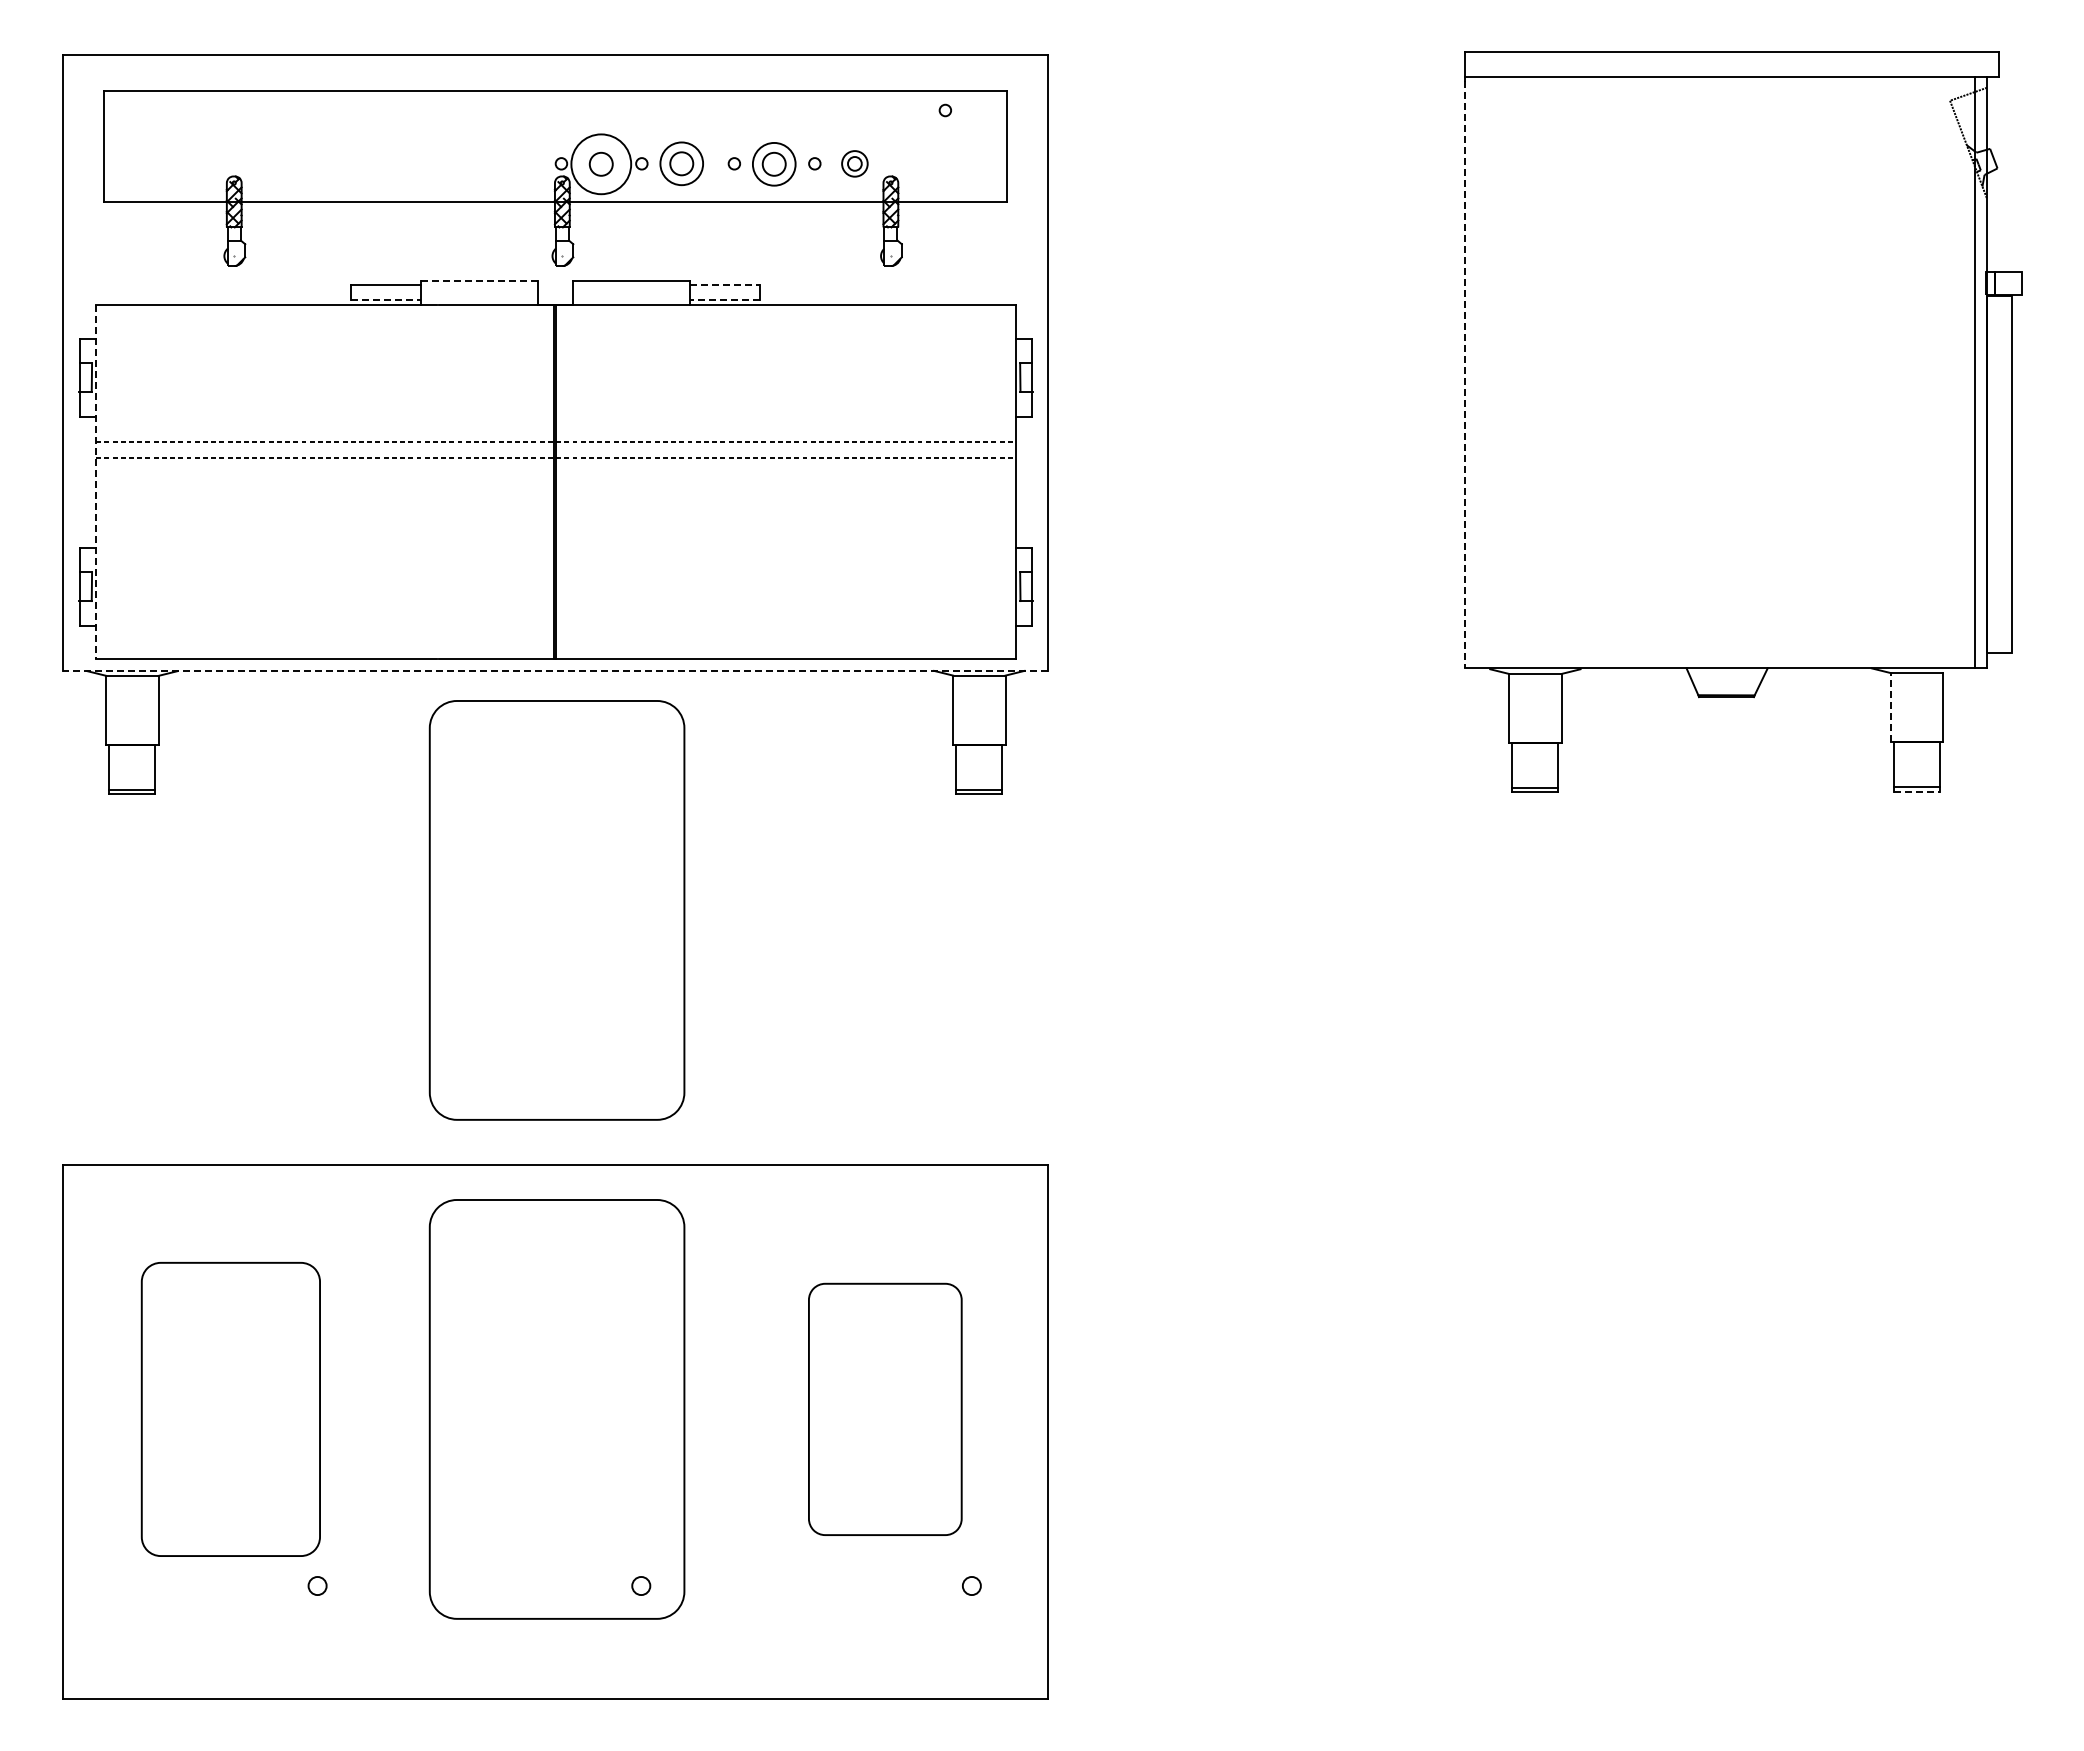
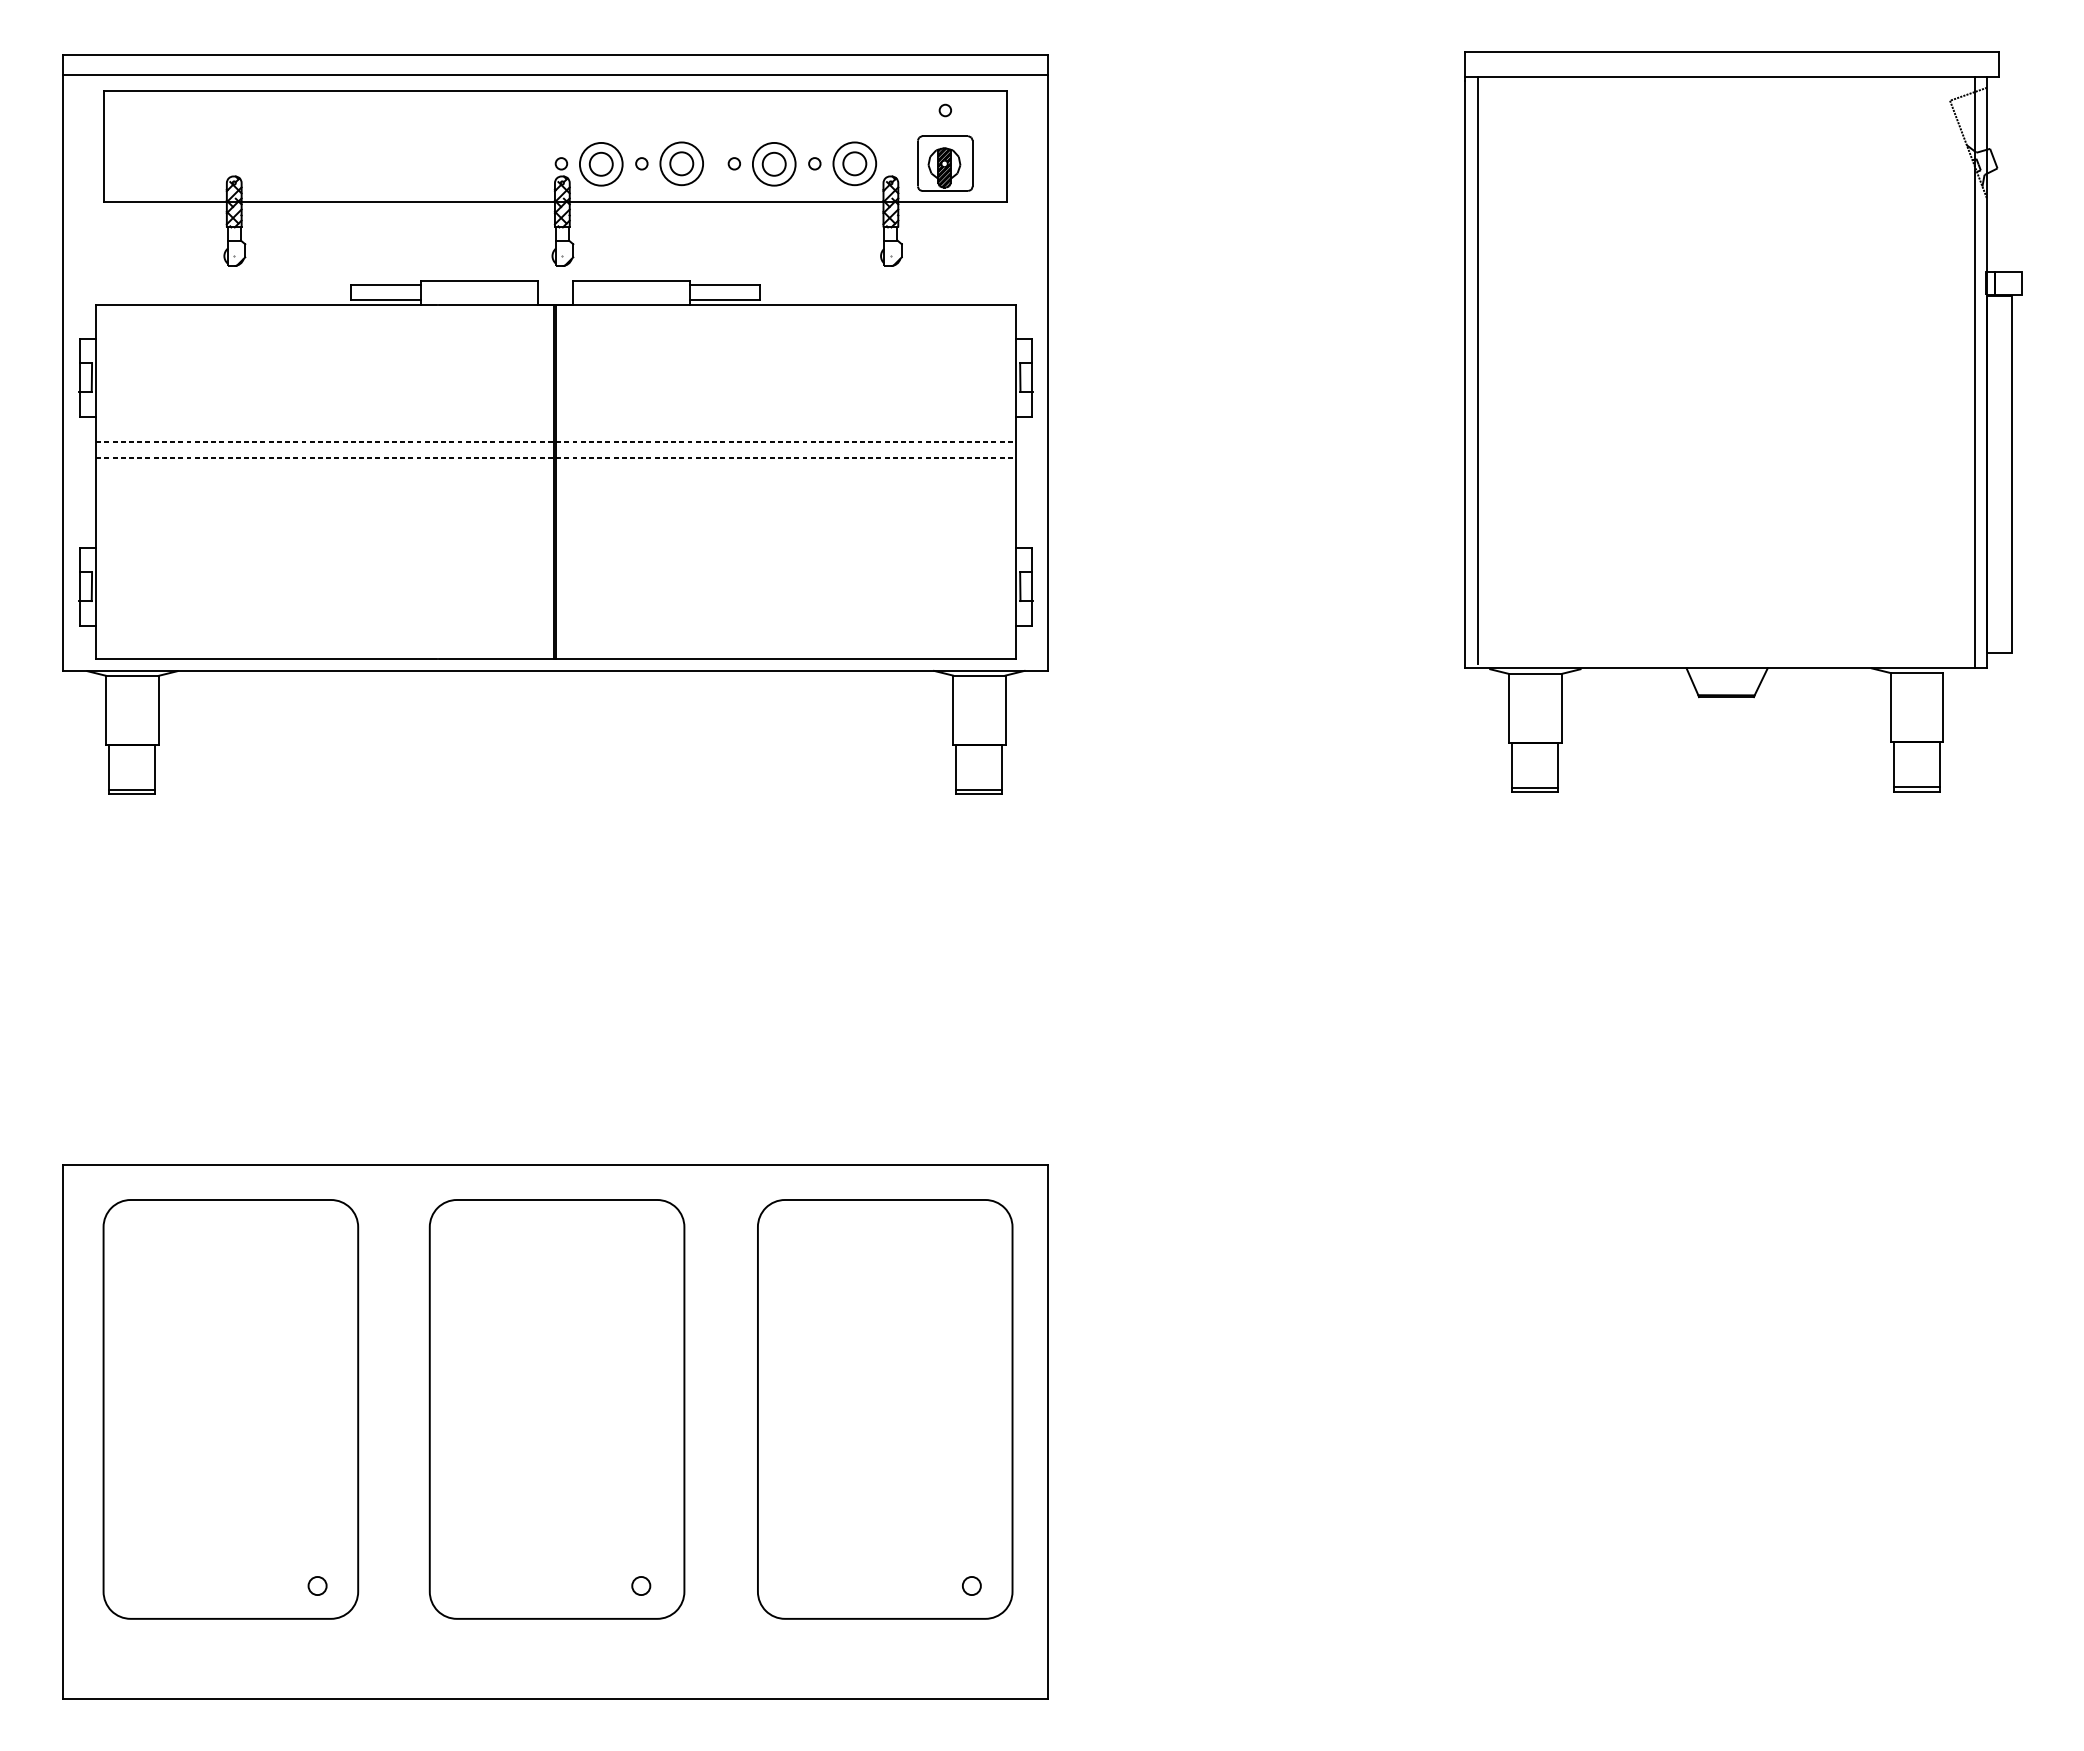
line: none -> present (555, 75)
part size: 28x28 px -> 46x46 px (854, 163)
part: none -> present (945, 163)
circle diameter: 60 px -> 43 px (600, 163)
line: dashed -> solid (479, 280)
line: dashed -> solid (724, 284)
line: dashed -> solid (385, 299)
line: dashed -> solid (724, 299)
line: none -> present (1477, 370)
line: dashed -> solid (1465, 375)
line: dashed -> solid (96, 482)
line: dashed -> solid (555, 670)
line: dashed -> solid (1890, 707)
line: dashed -> solid (1916, 791)
part: present -> none (556, 910)
part size: 155x254 px -> 257x421 px (885, 1409)
part size: 181x295 px -> 258x421 px (230, 1409)
